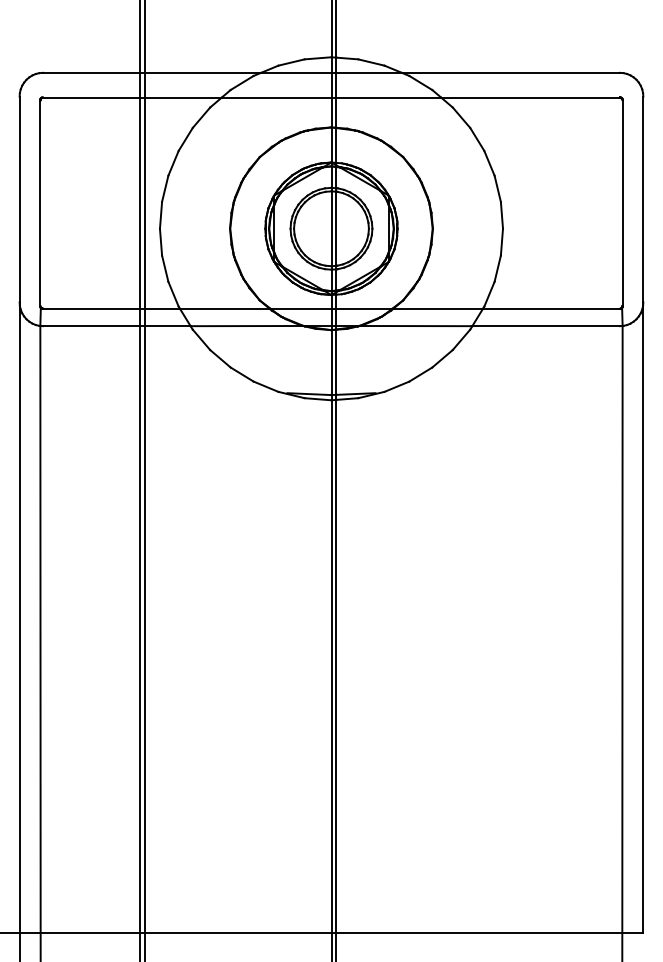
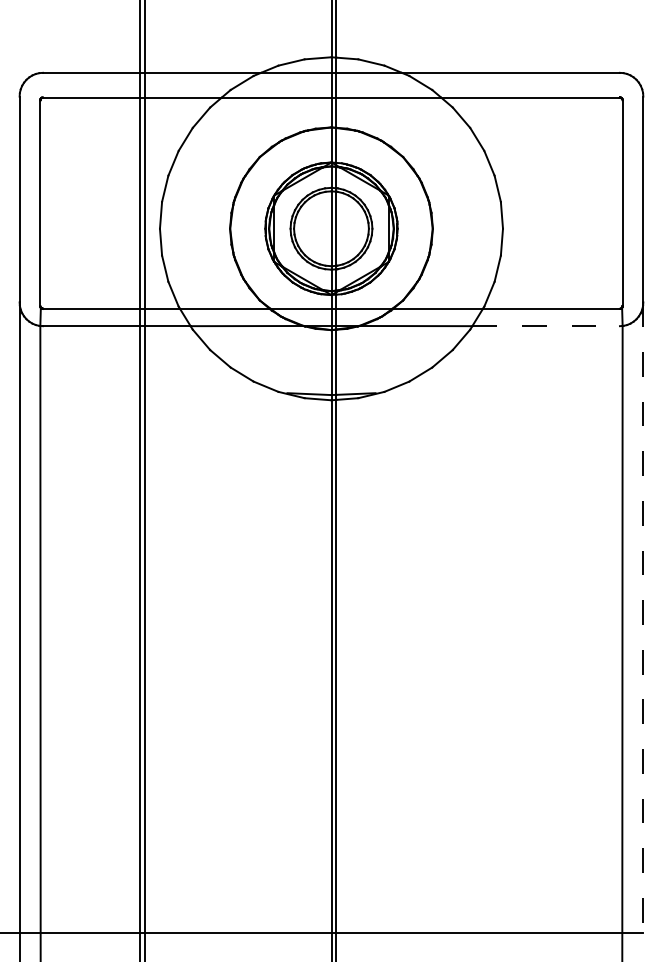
line: solid -> dashed (546, 326)
line: solid -> dashed (643, 618)
